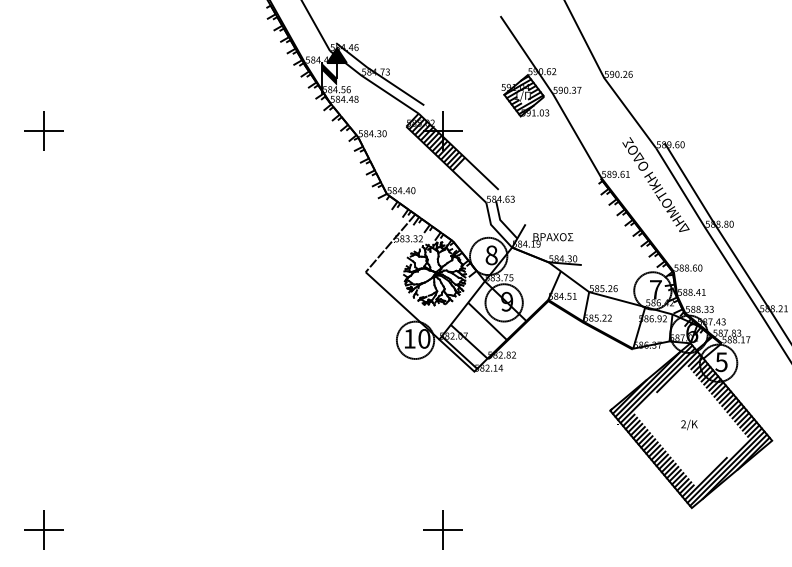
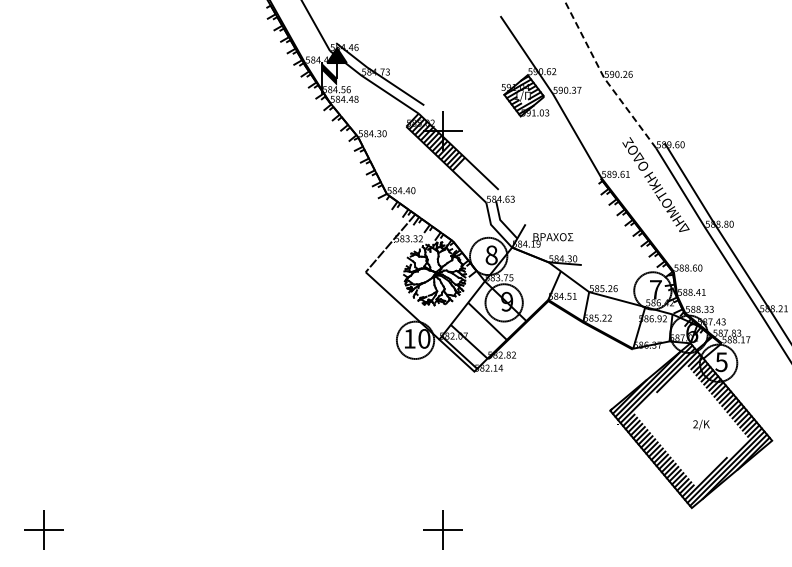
line: solid -> dashed (604, 77)
part: present -> none (43, 130)
text position: (689, 424) -> (701, 424) (701, 424)
